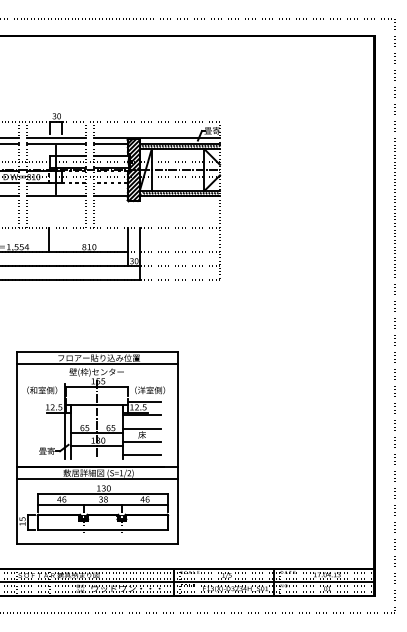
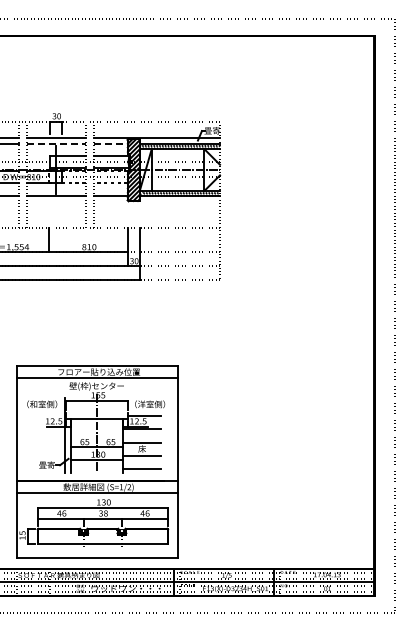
line: solid -> dashed (56, 143)
line: solid -> dashed (111, 143)
part position: (97, 447) -> (97, 461) (97, 461)
